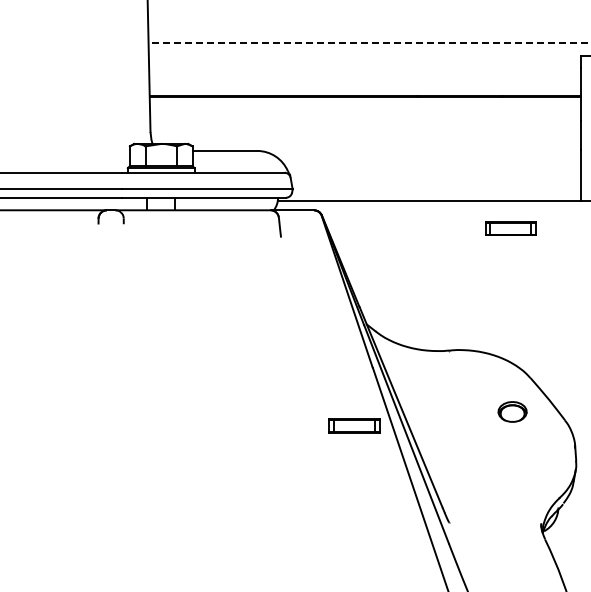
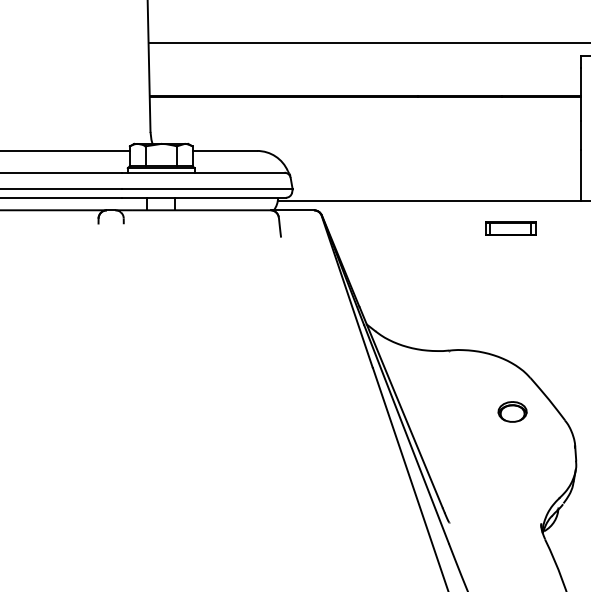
line: dashed -> solid (369, 43)
line: none -> present (65, 150)
part: present -> none (354, 425)
